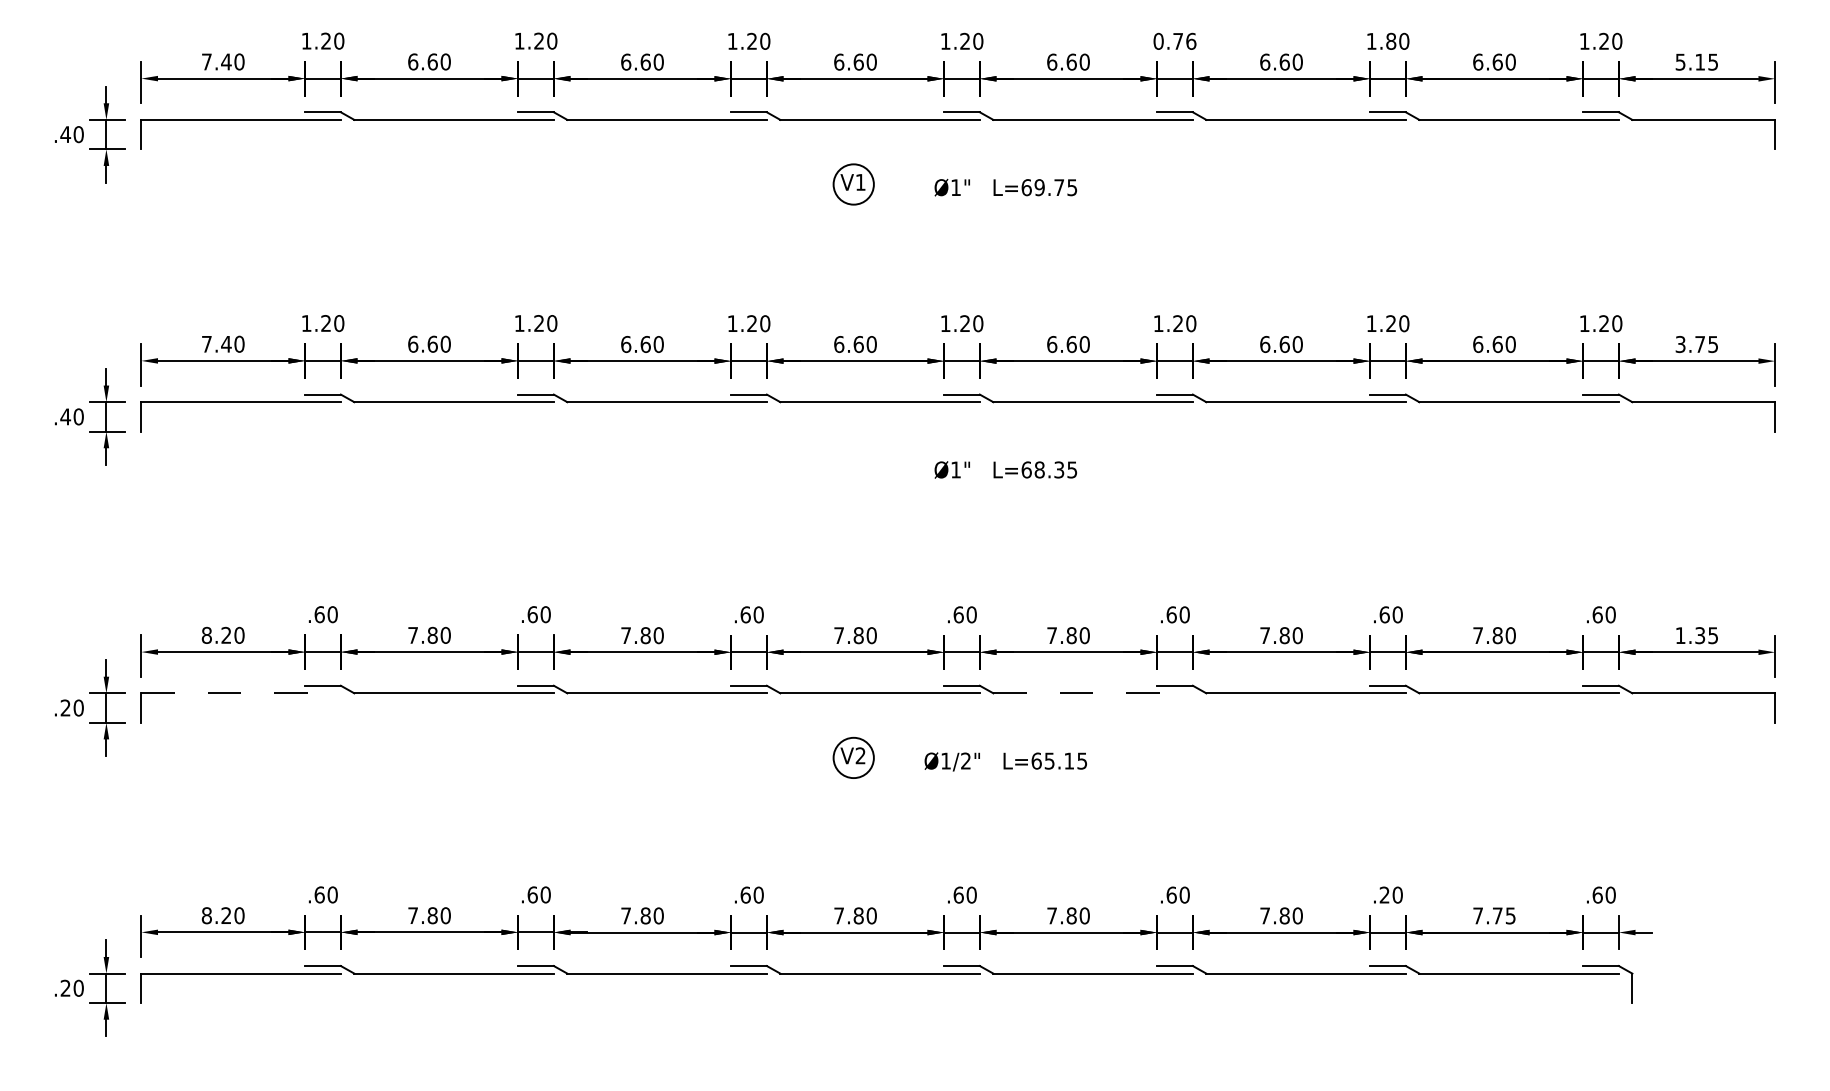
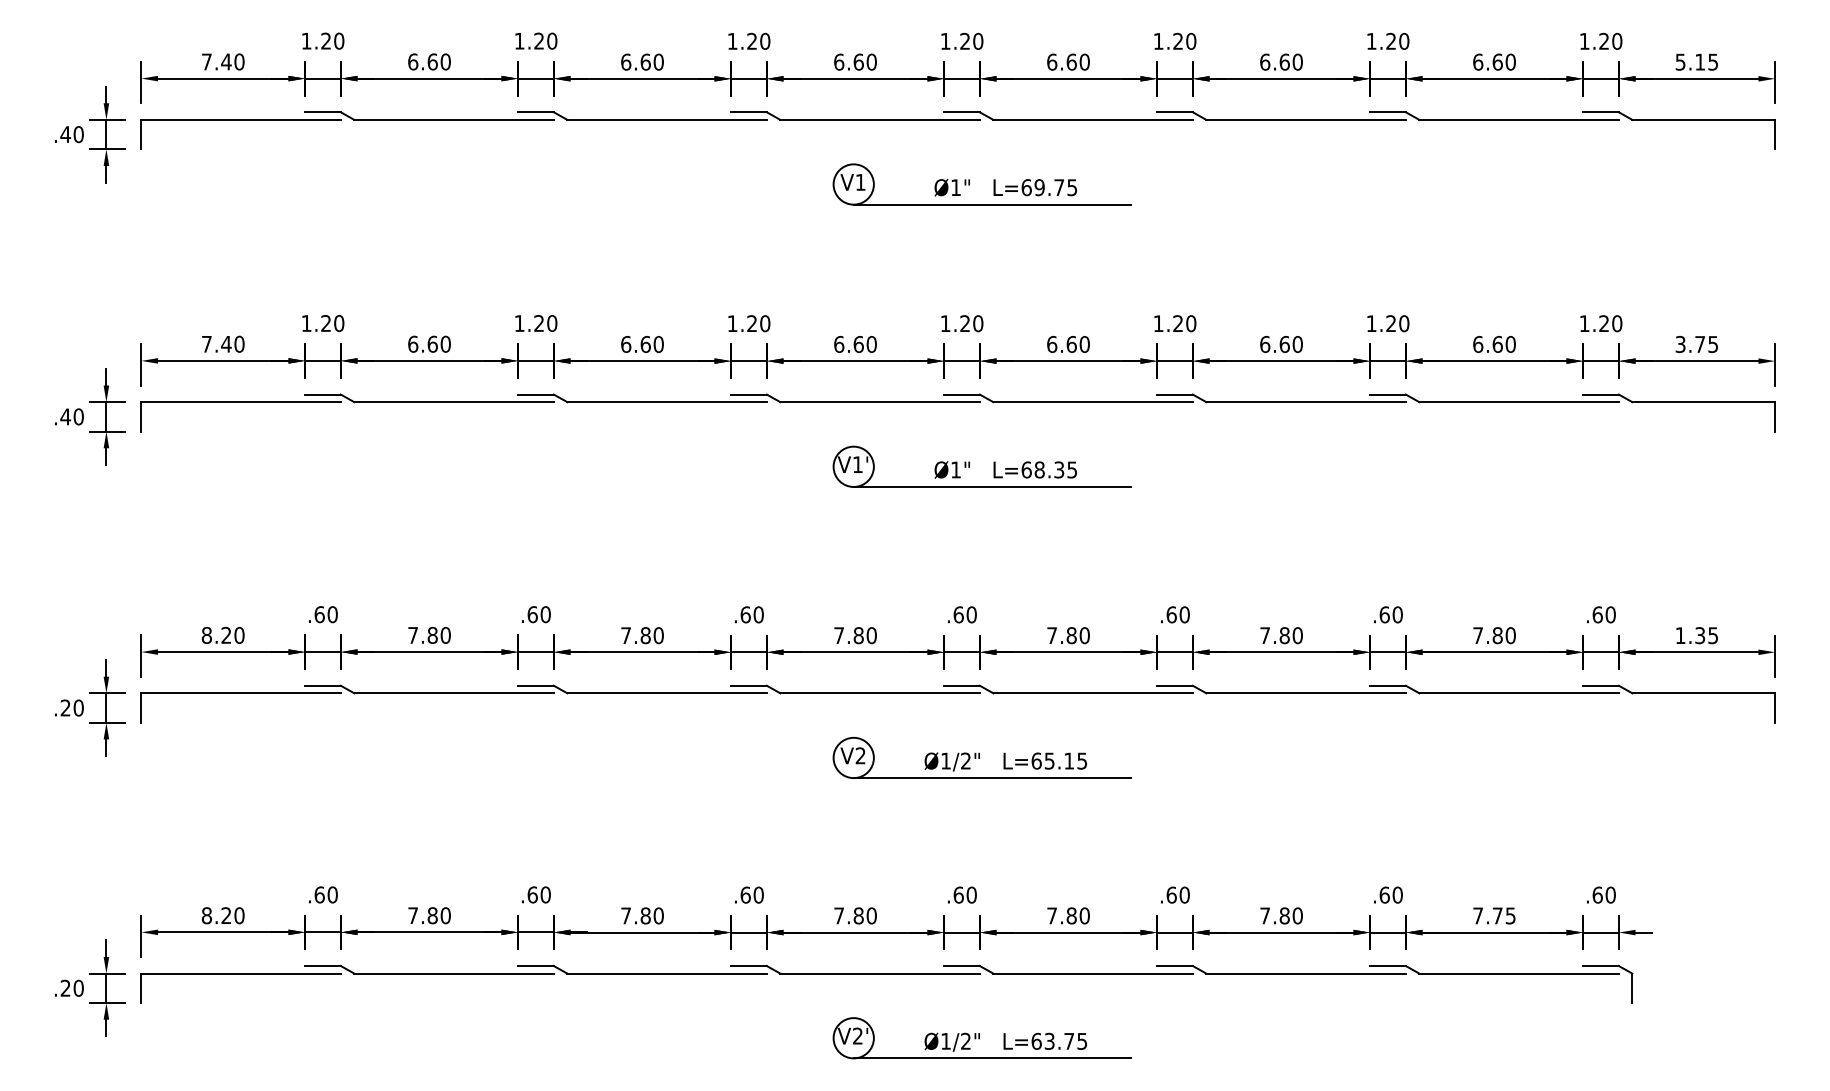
text: 0.76 -> 1.20 (1174, 40)
text: 1.80 -> 1.20 (1391, 41)
line: none -> present (991, 204)
part: none -> present (981, 486)
line: dashed -> solid (241, 693)
line: dashed -> solid (1093, 693)
line: none -> present (991, 778)
text: .20 -> .60 (1384, 894)
part: none -> present (981, 1038)
